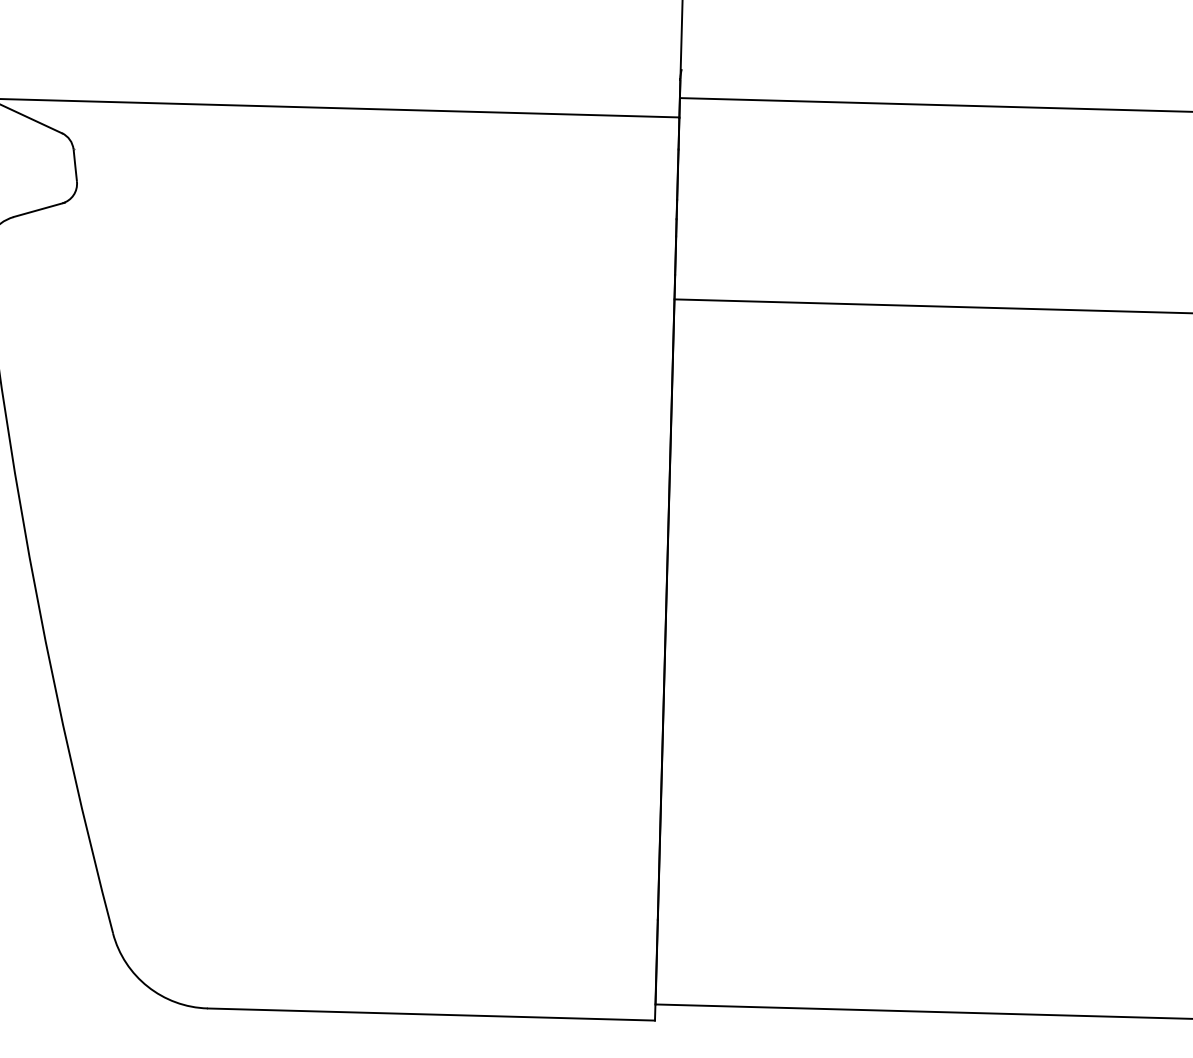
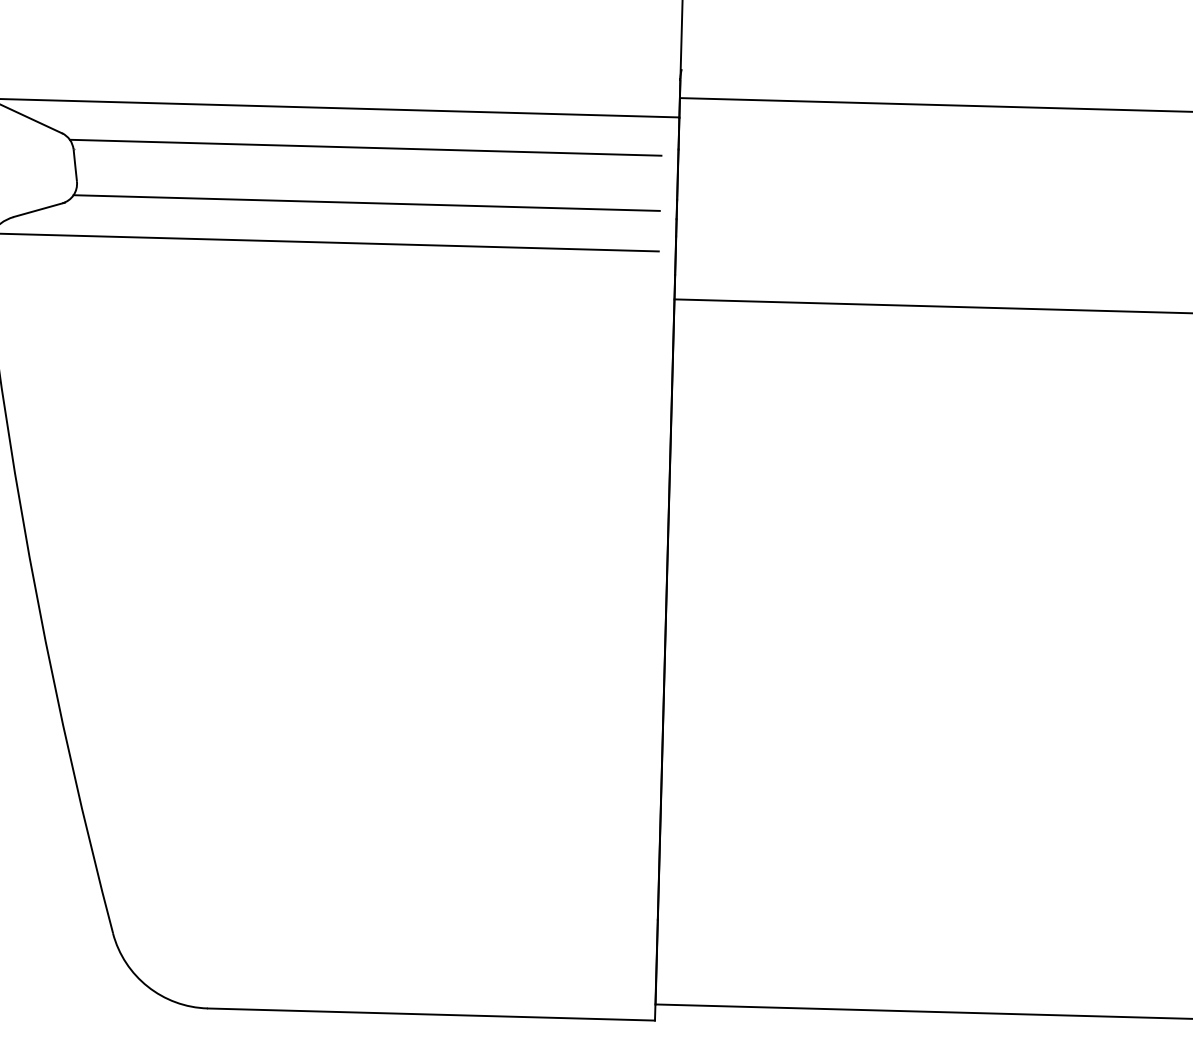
line: none -> present (365, 147)
line: none -> present (366, 202)
line: none -> present (330, 242)
